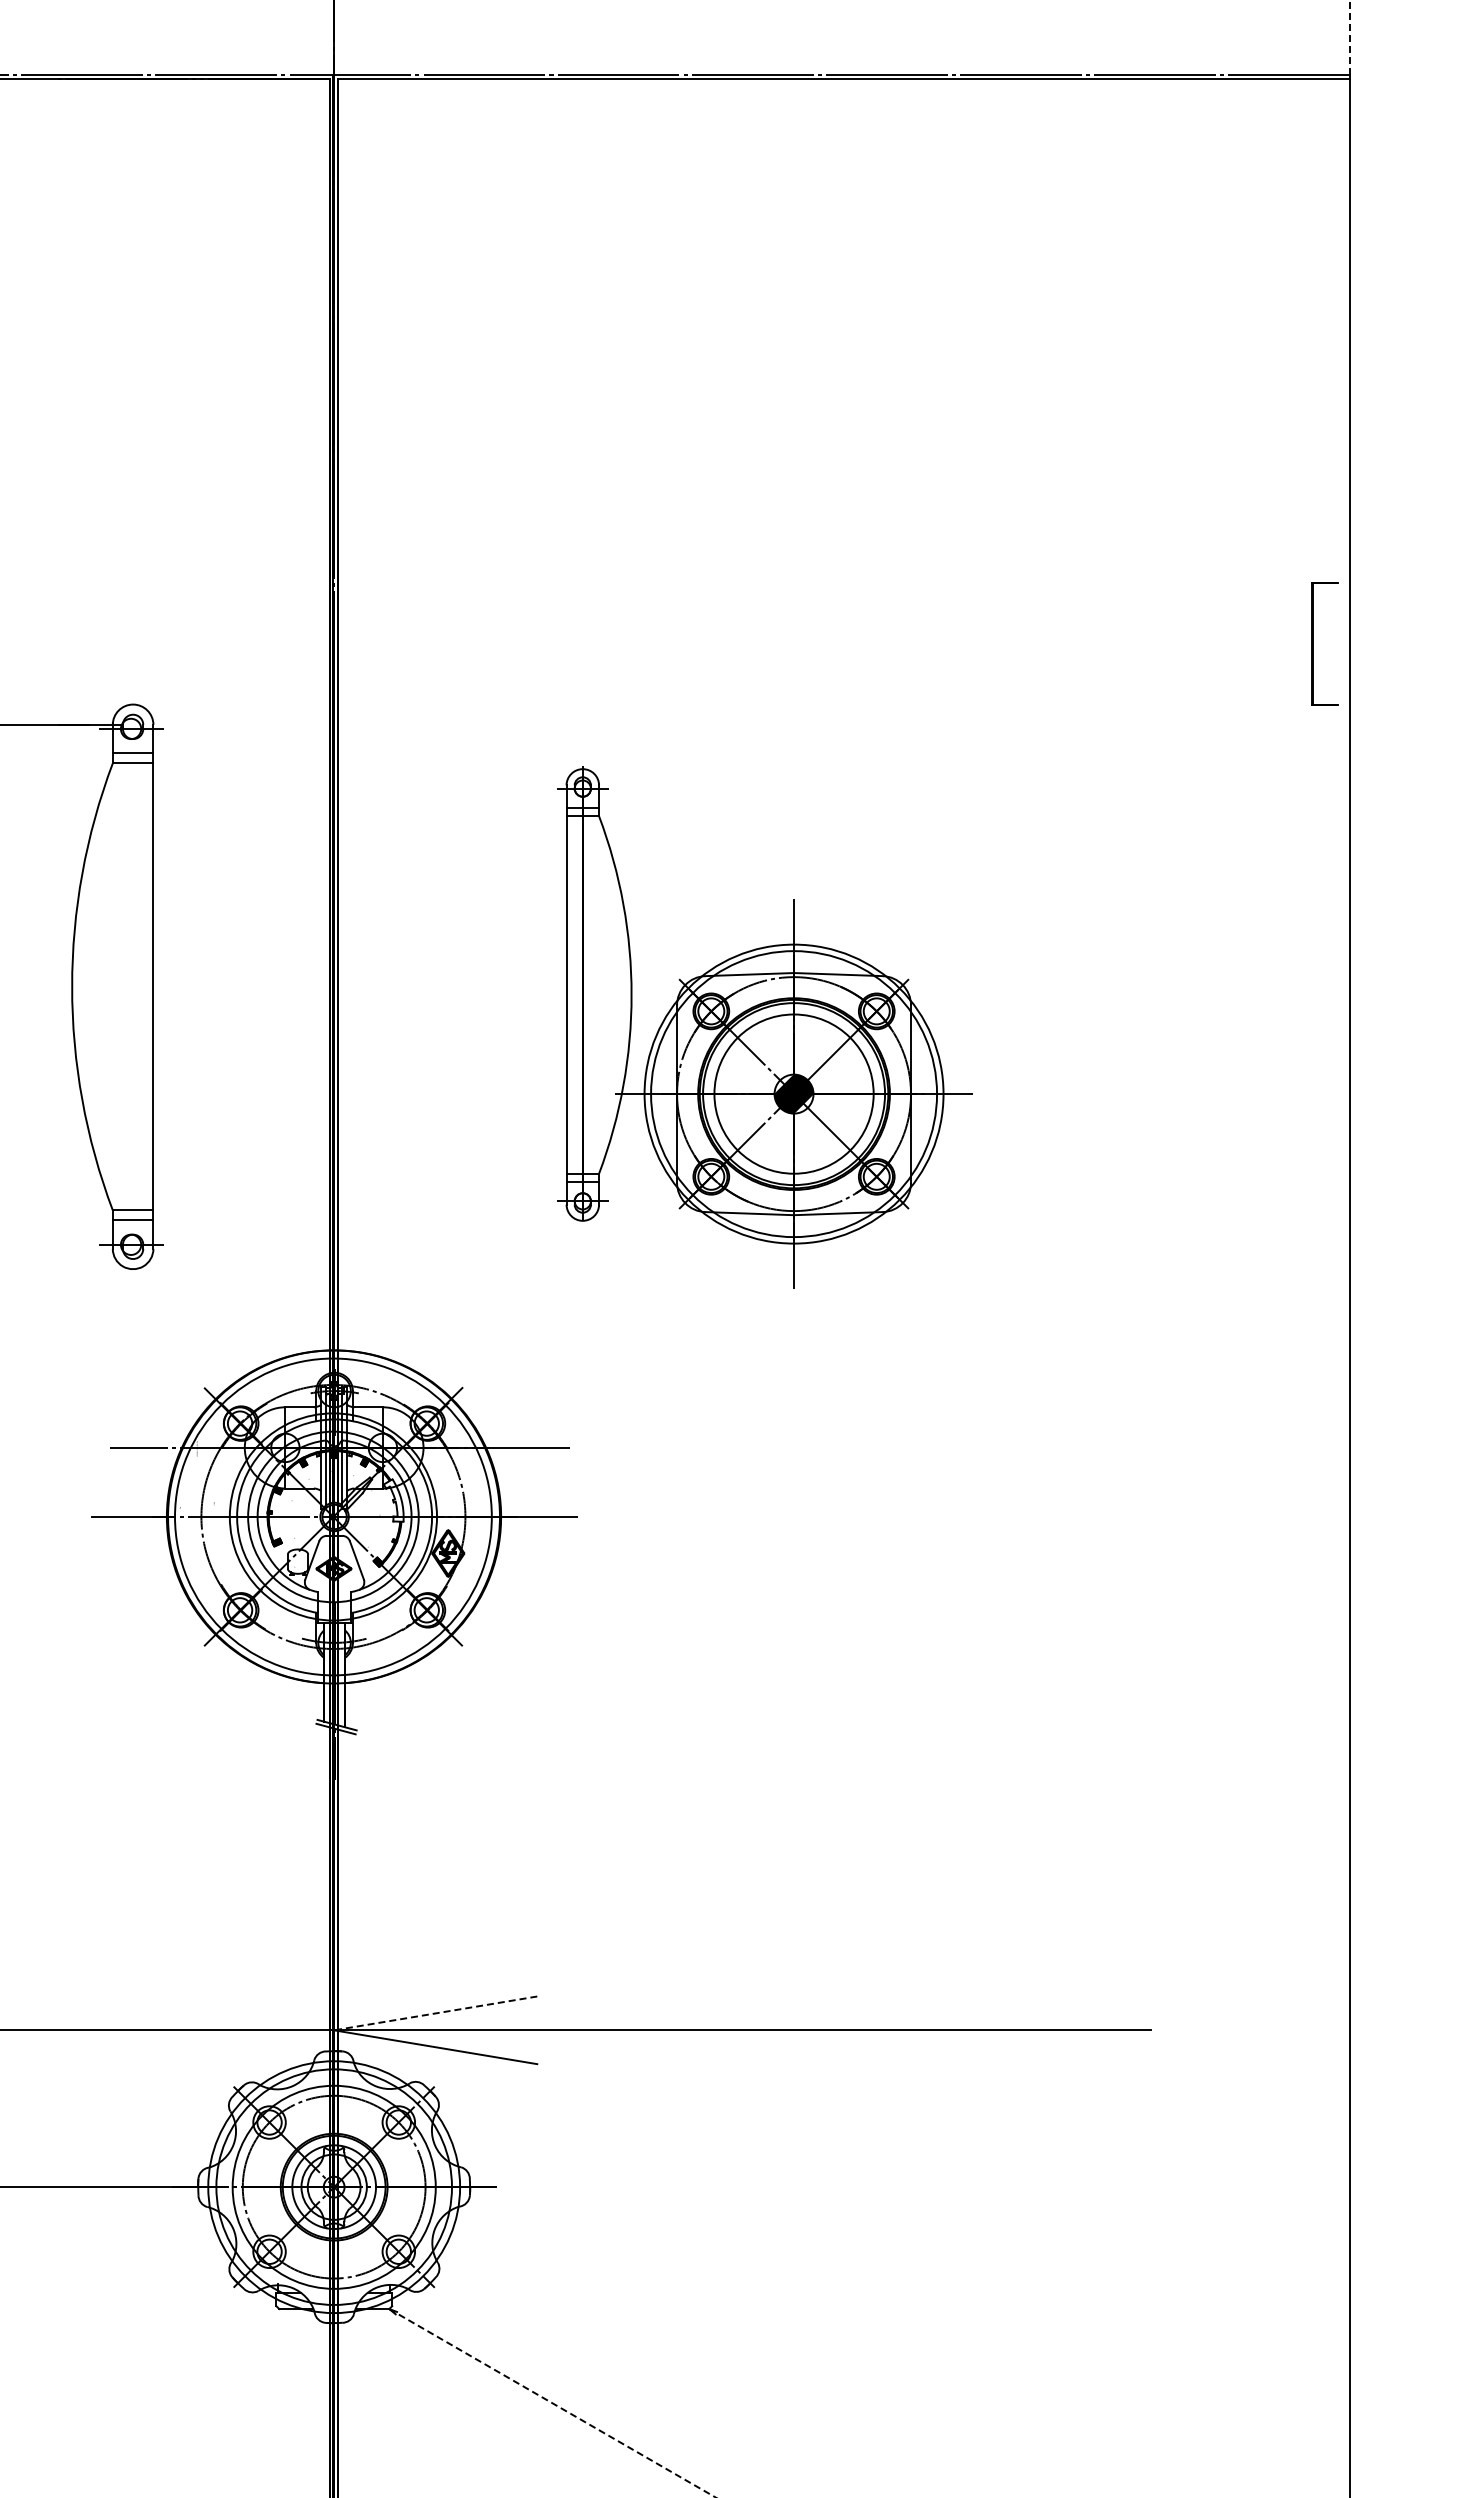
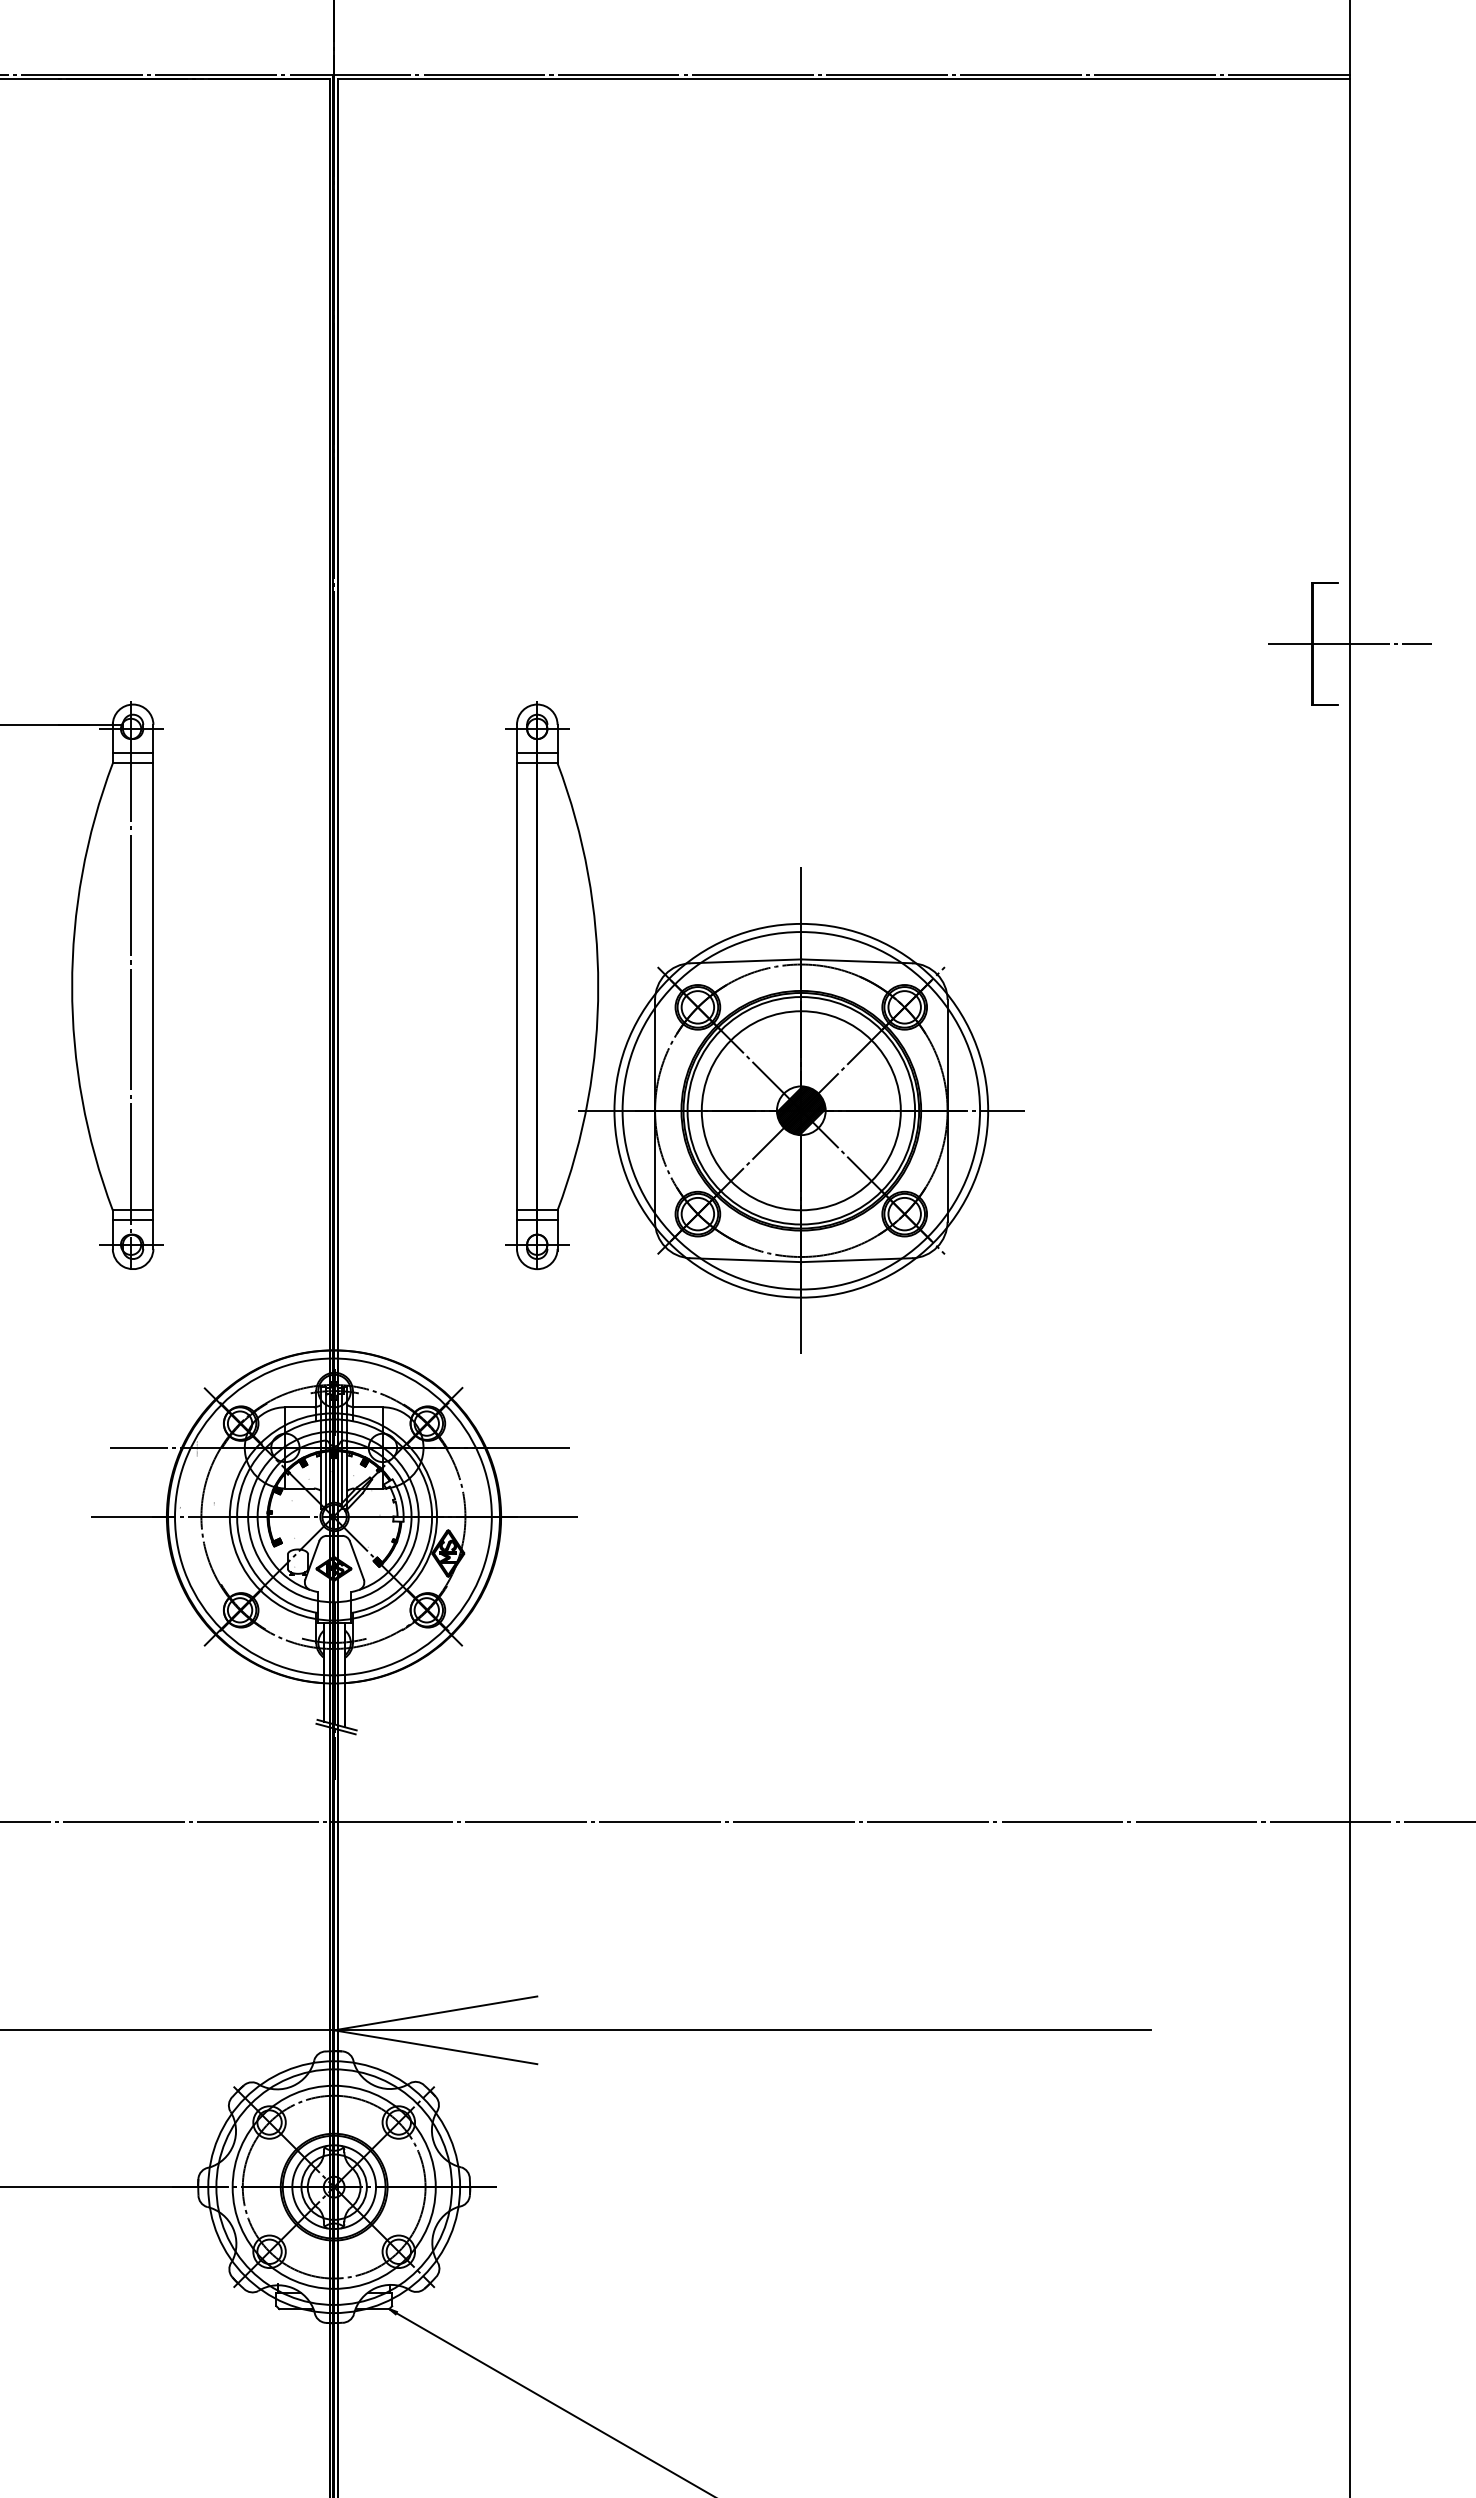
line: dashed -> solid (1349, 37)
line: none -> present (1349, 643)
line: none -> present (131, 984)
part size: 416x523 px -> 520x653 px (764, 1027)
line: none -> present (737, 1821)
line: dashed -> solid (435, 2013)
line: dashed -> solid (552, 2403)
